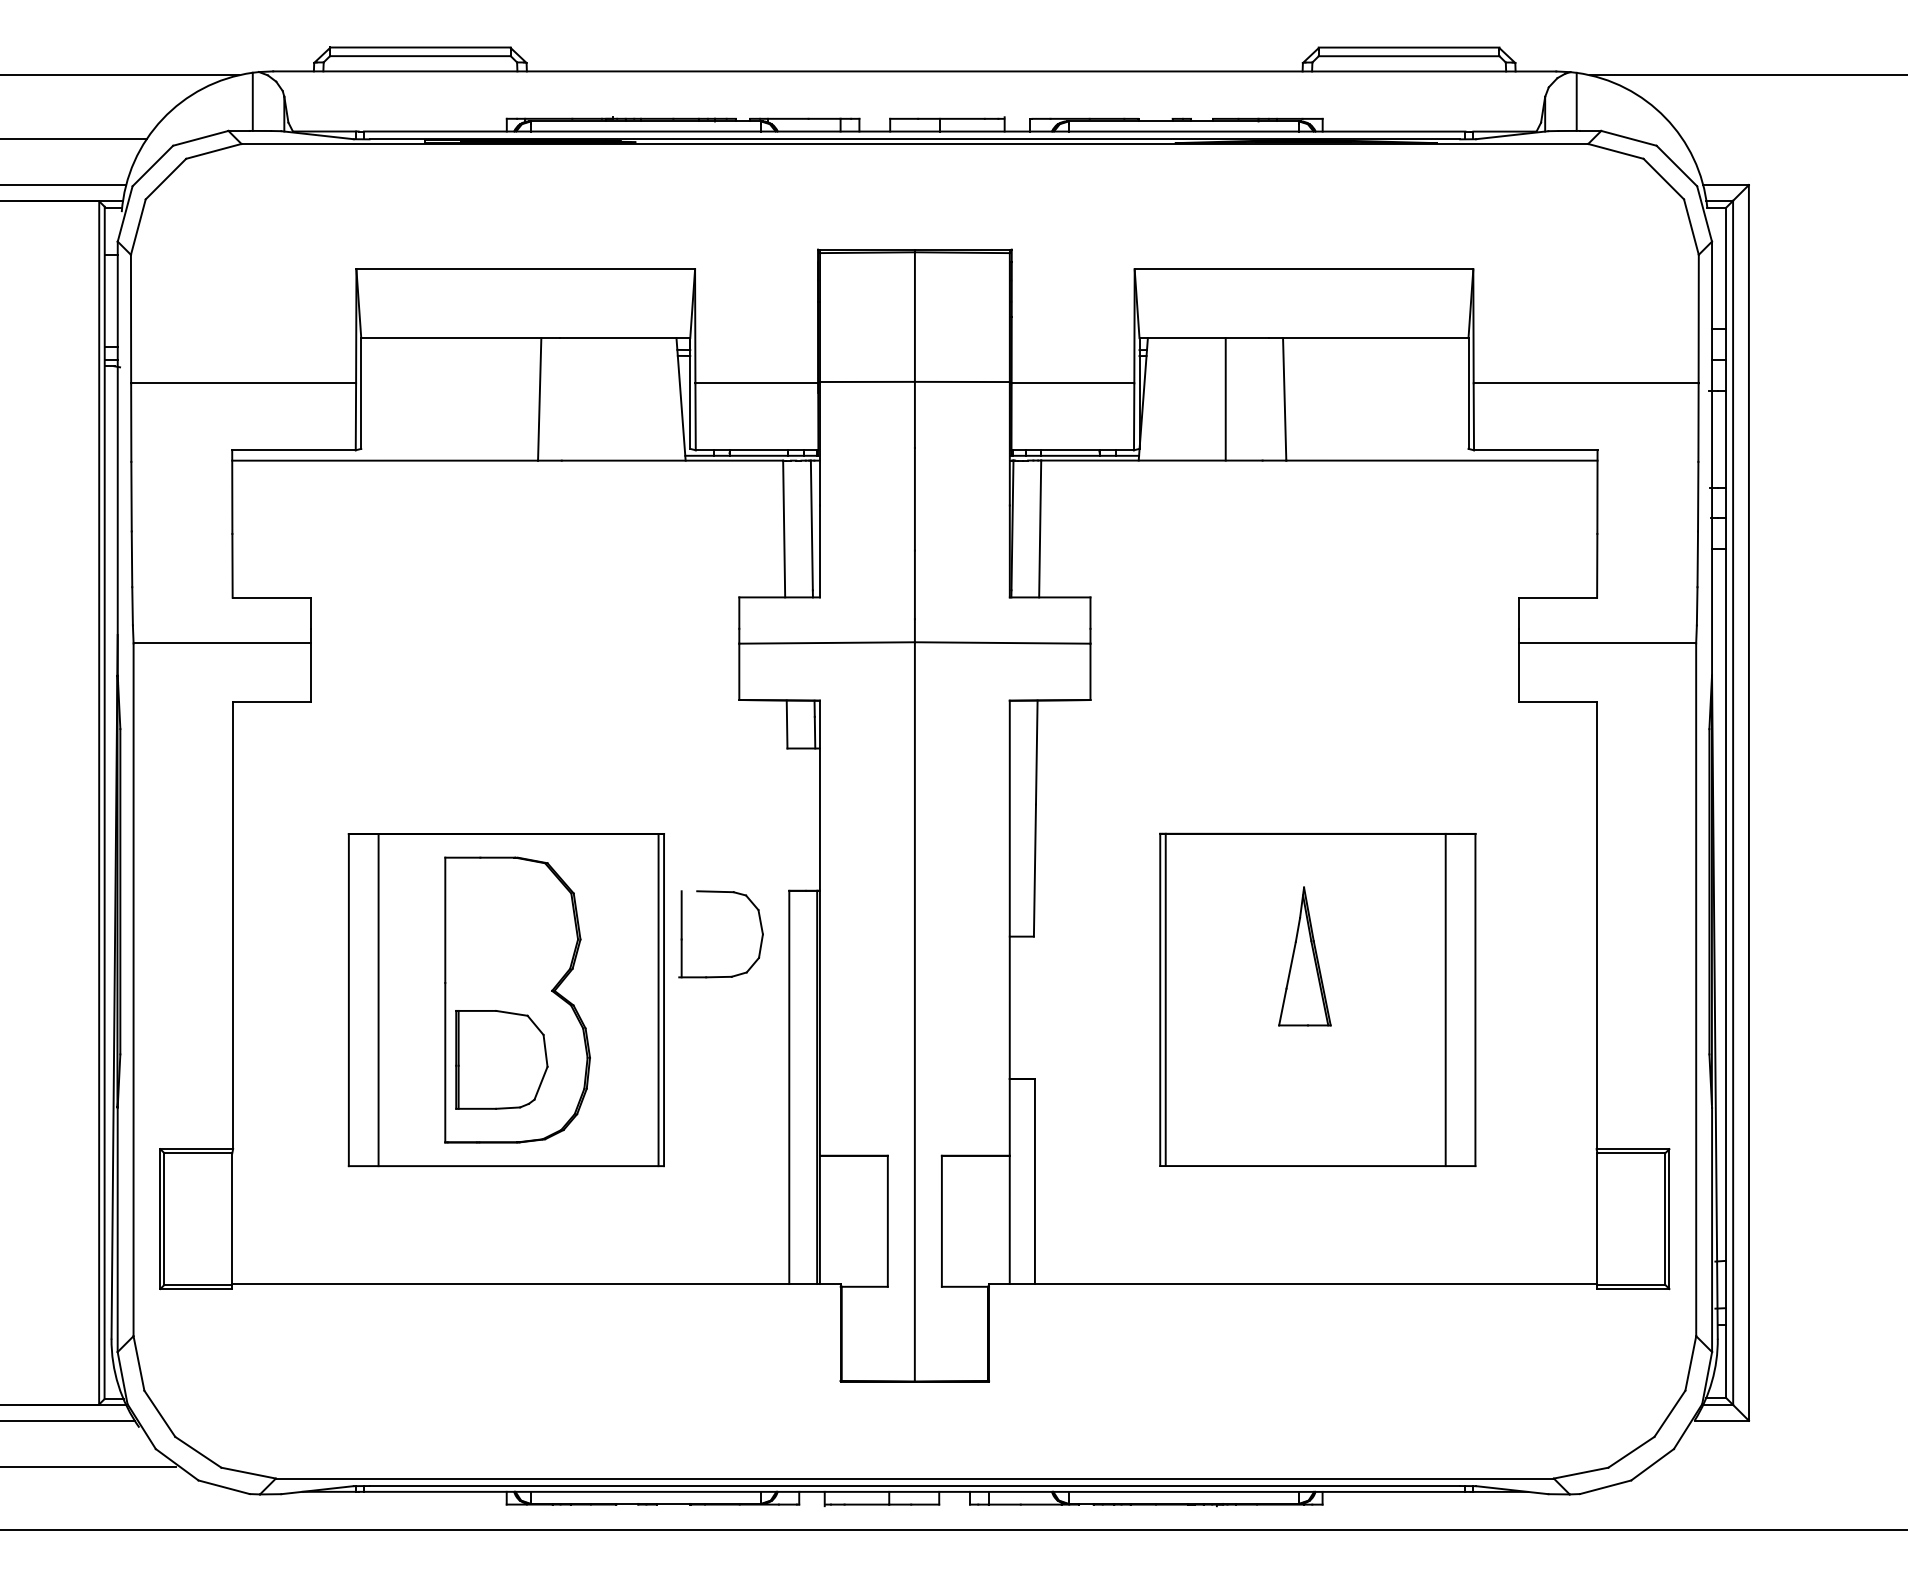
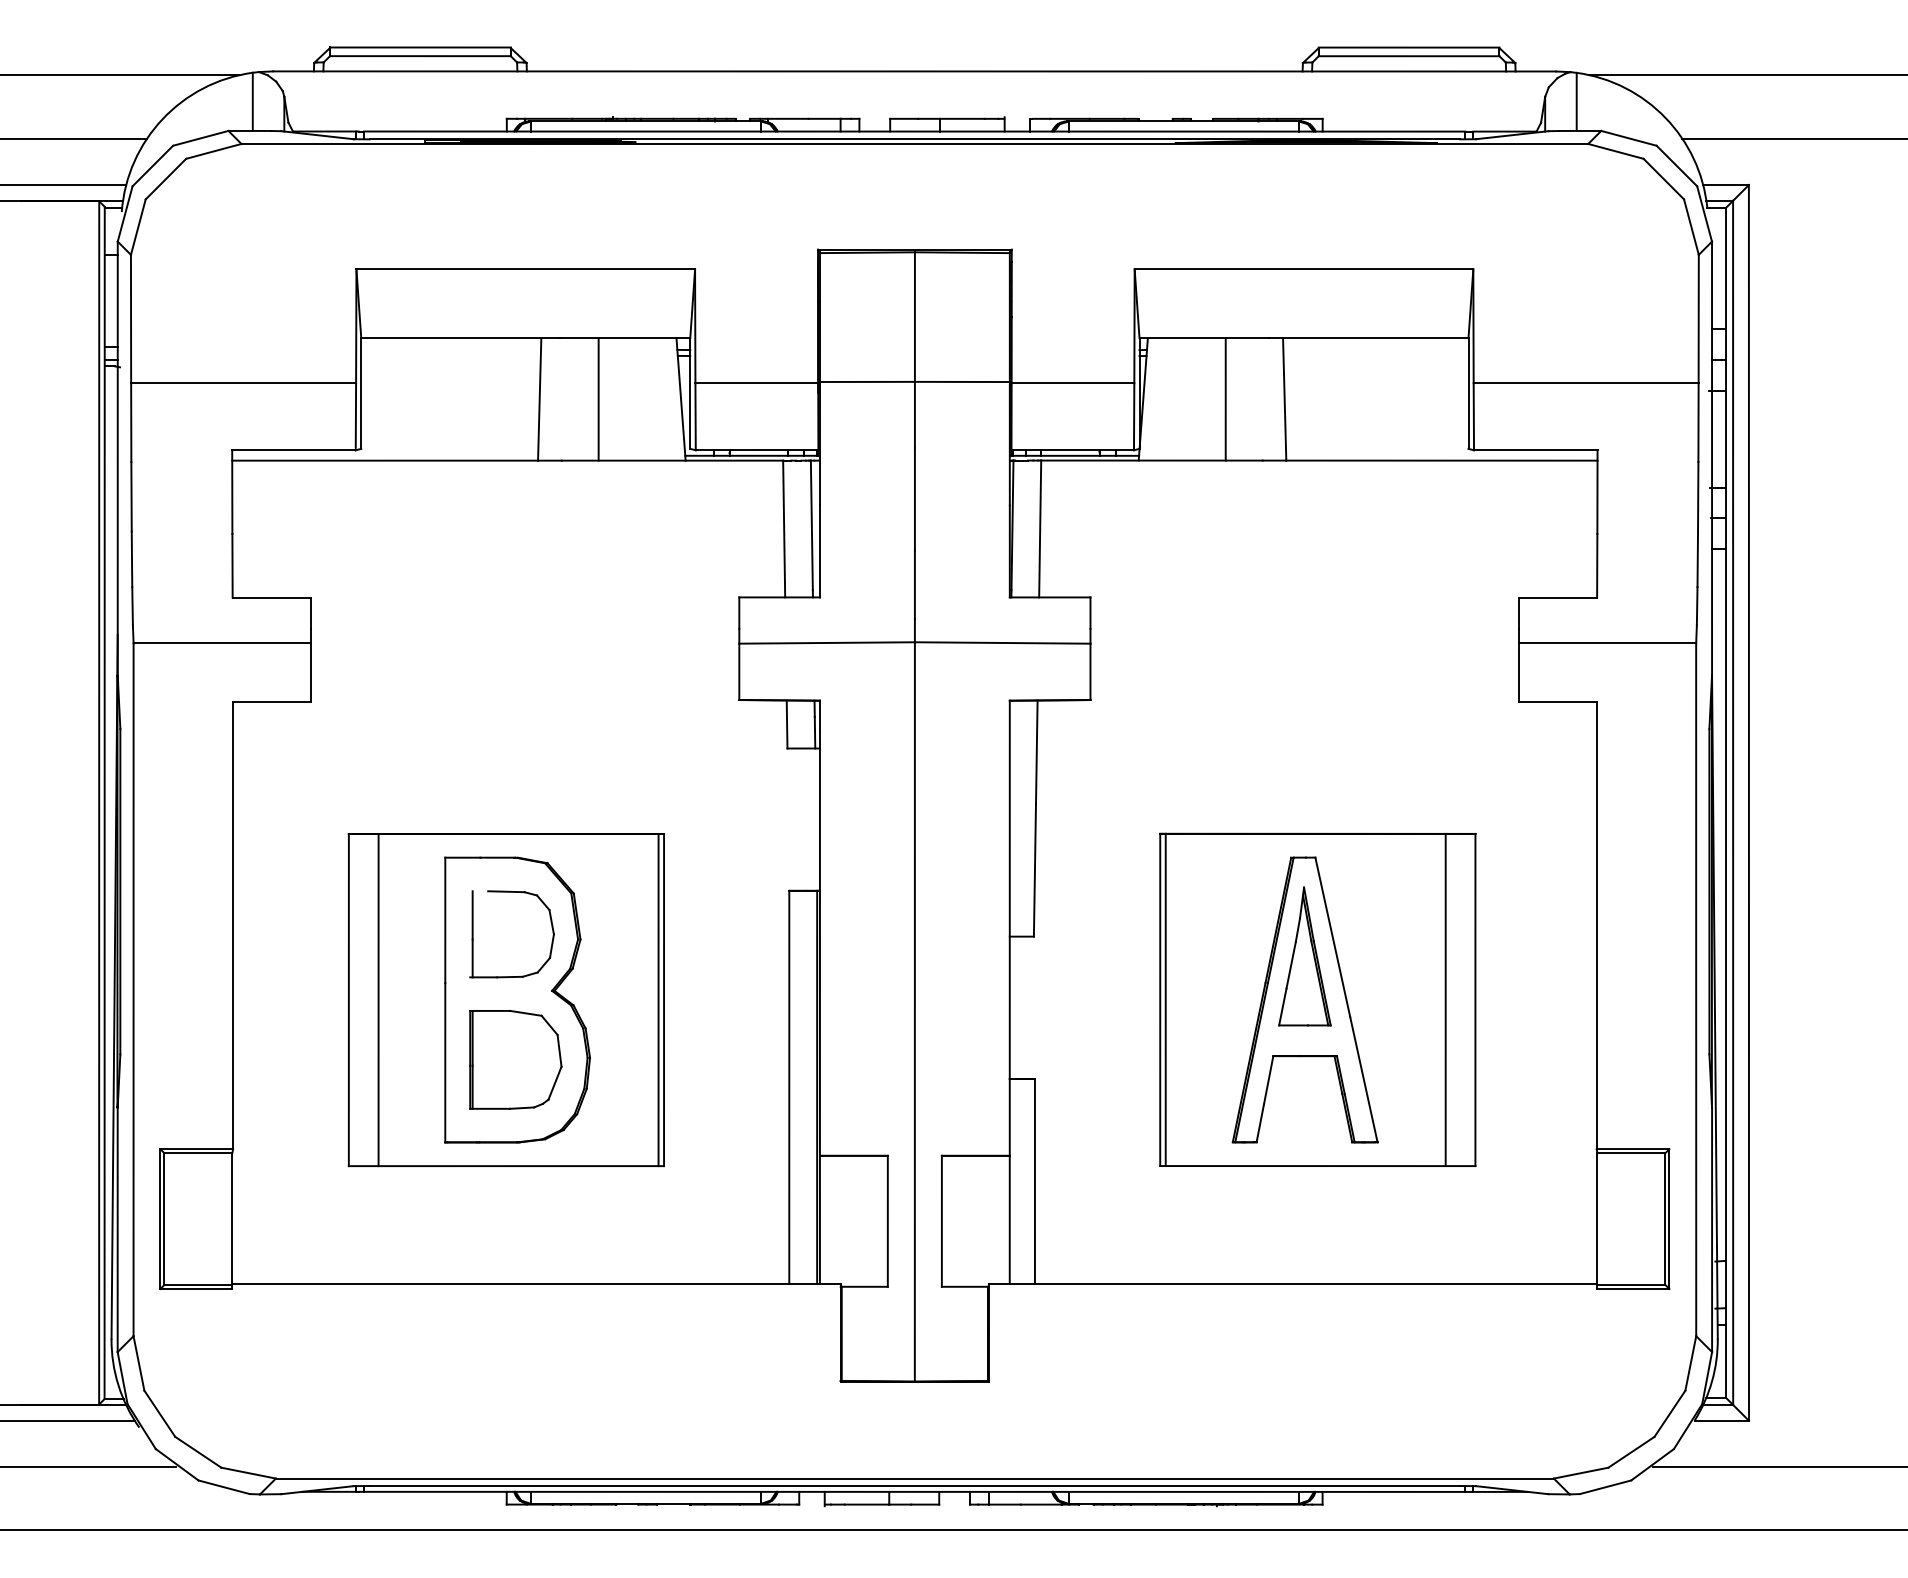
line: none -> present (1793, 138)
line: none -> present (598, 399)
part position: (682, 934) -> (473, 934) (473, 934)
part: none -> present (1304, 999)
part position: (501, 1059) -> (515, 1059) (515, 1059)
line: none -> present (1778, 1467)
